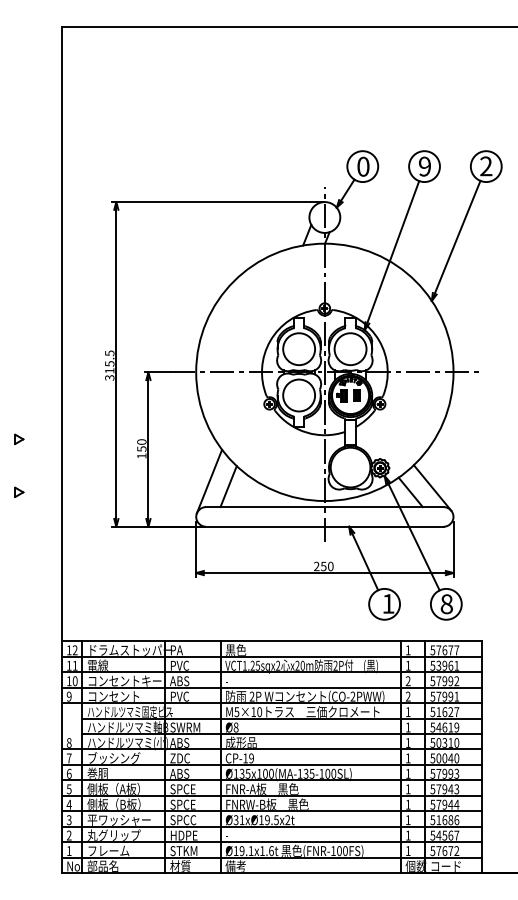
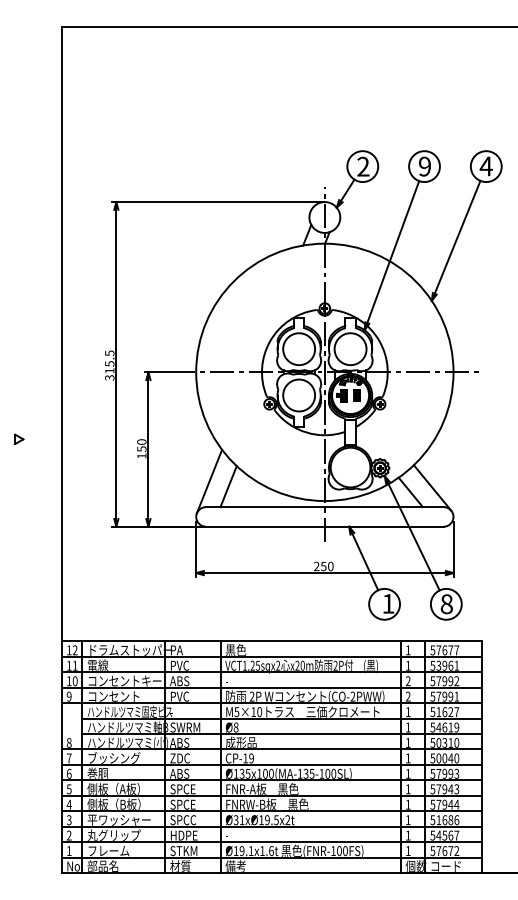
text: 0 -> 2 (363, 166)
text: 2 -> 4 (485, 166)
part: present -> none (19, 491)
